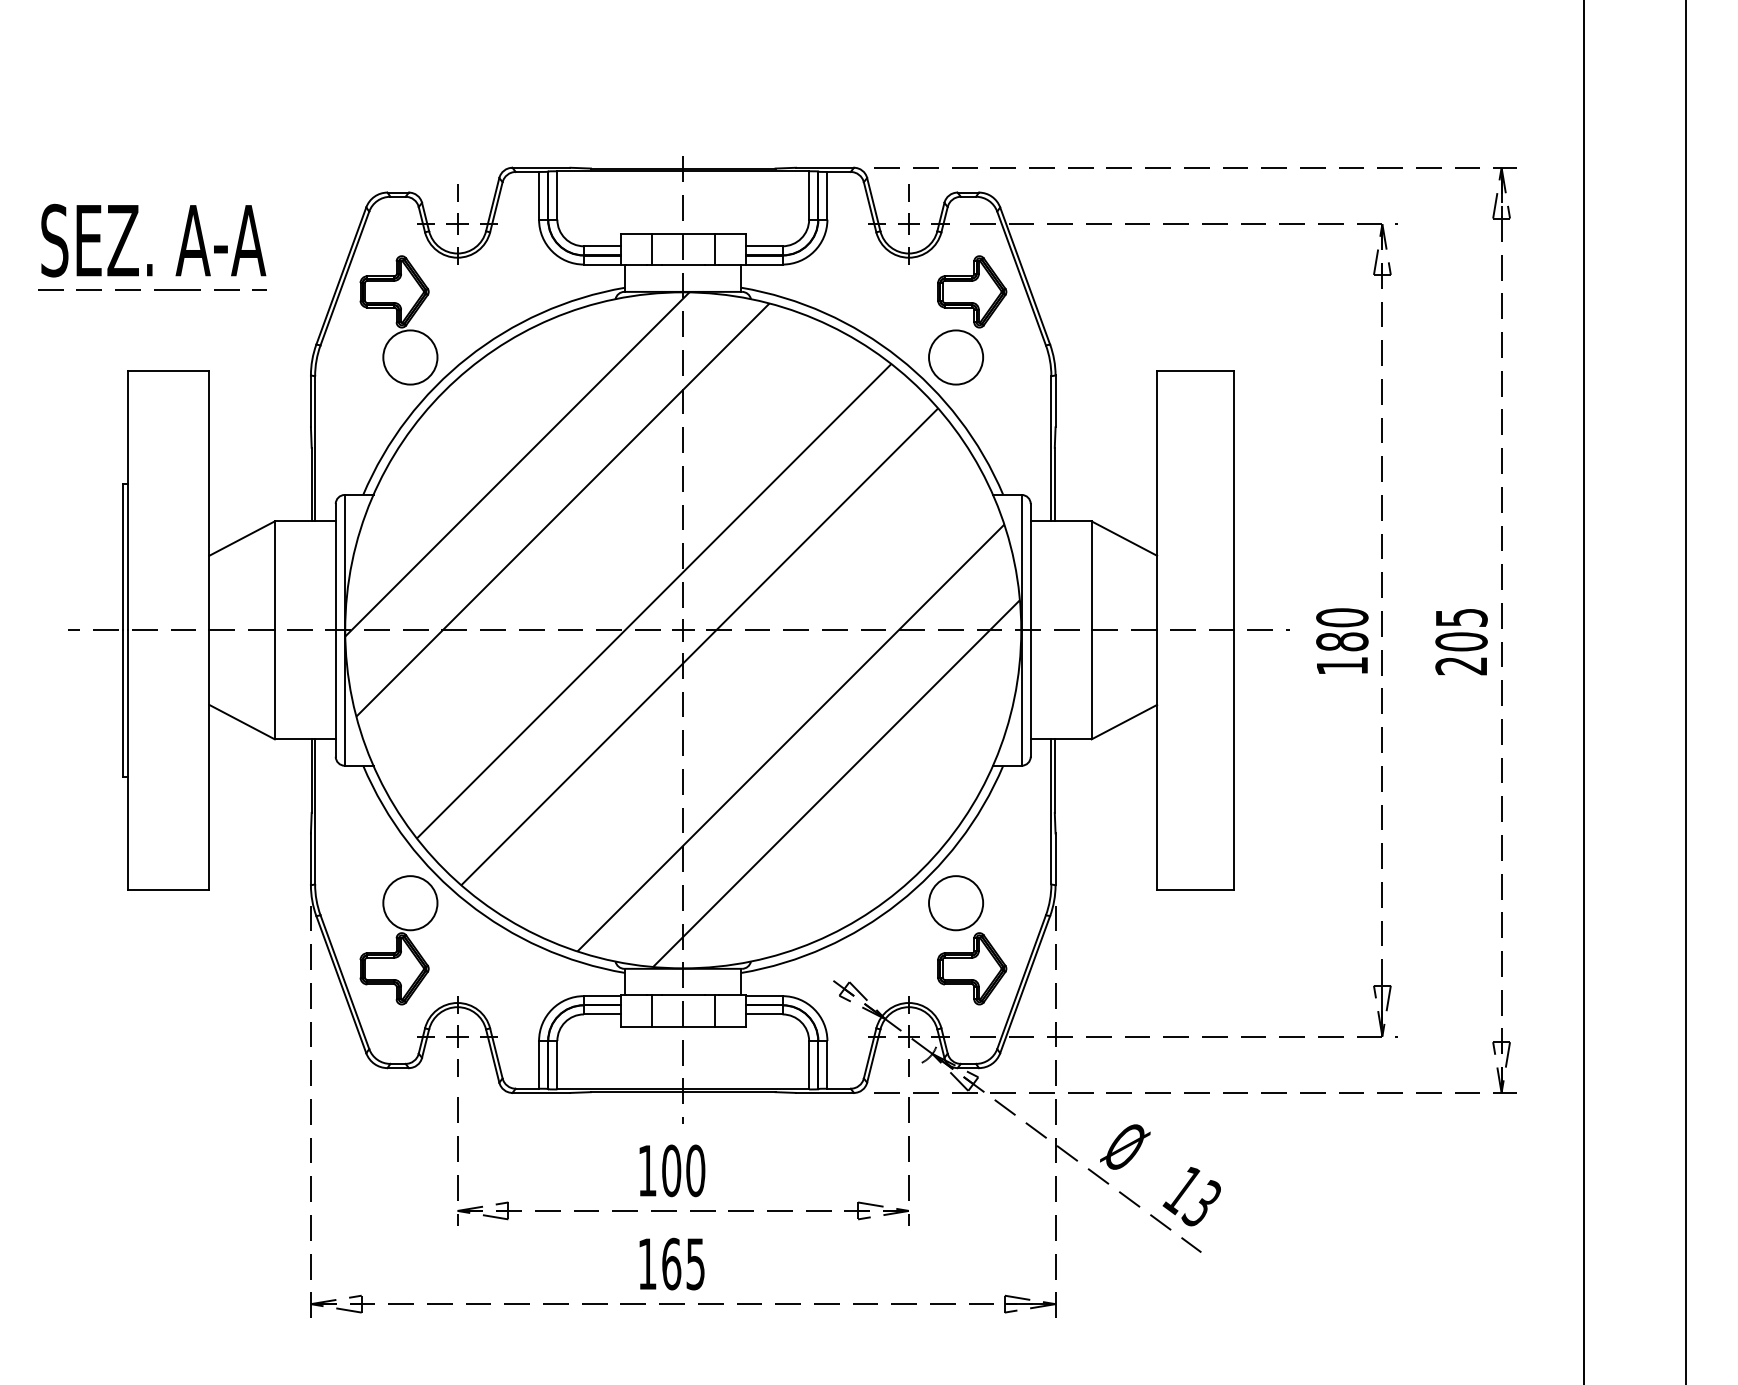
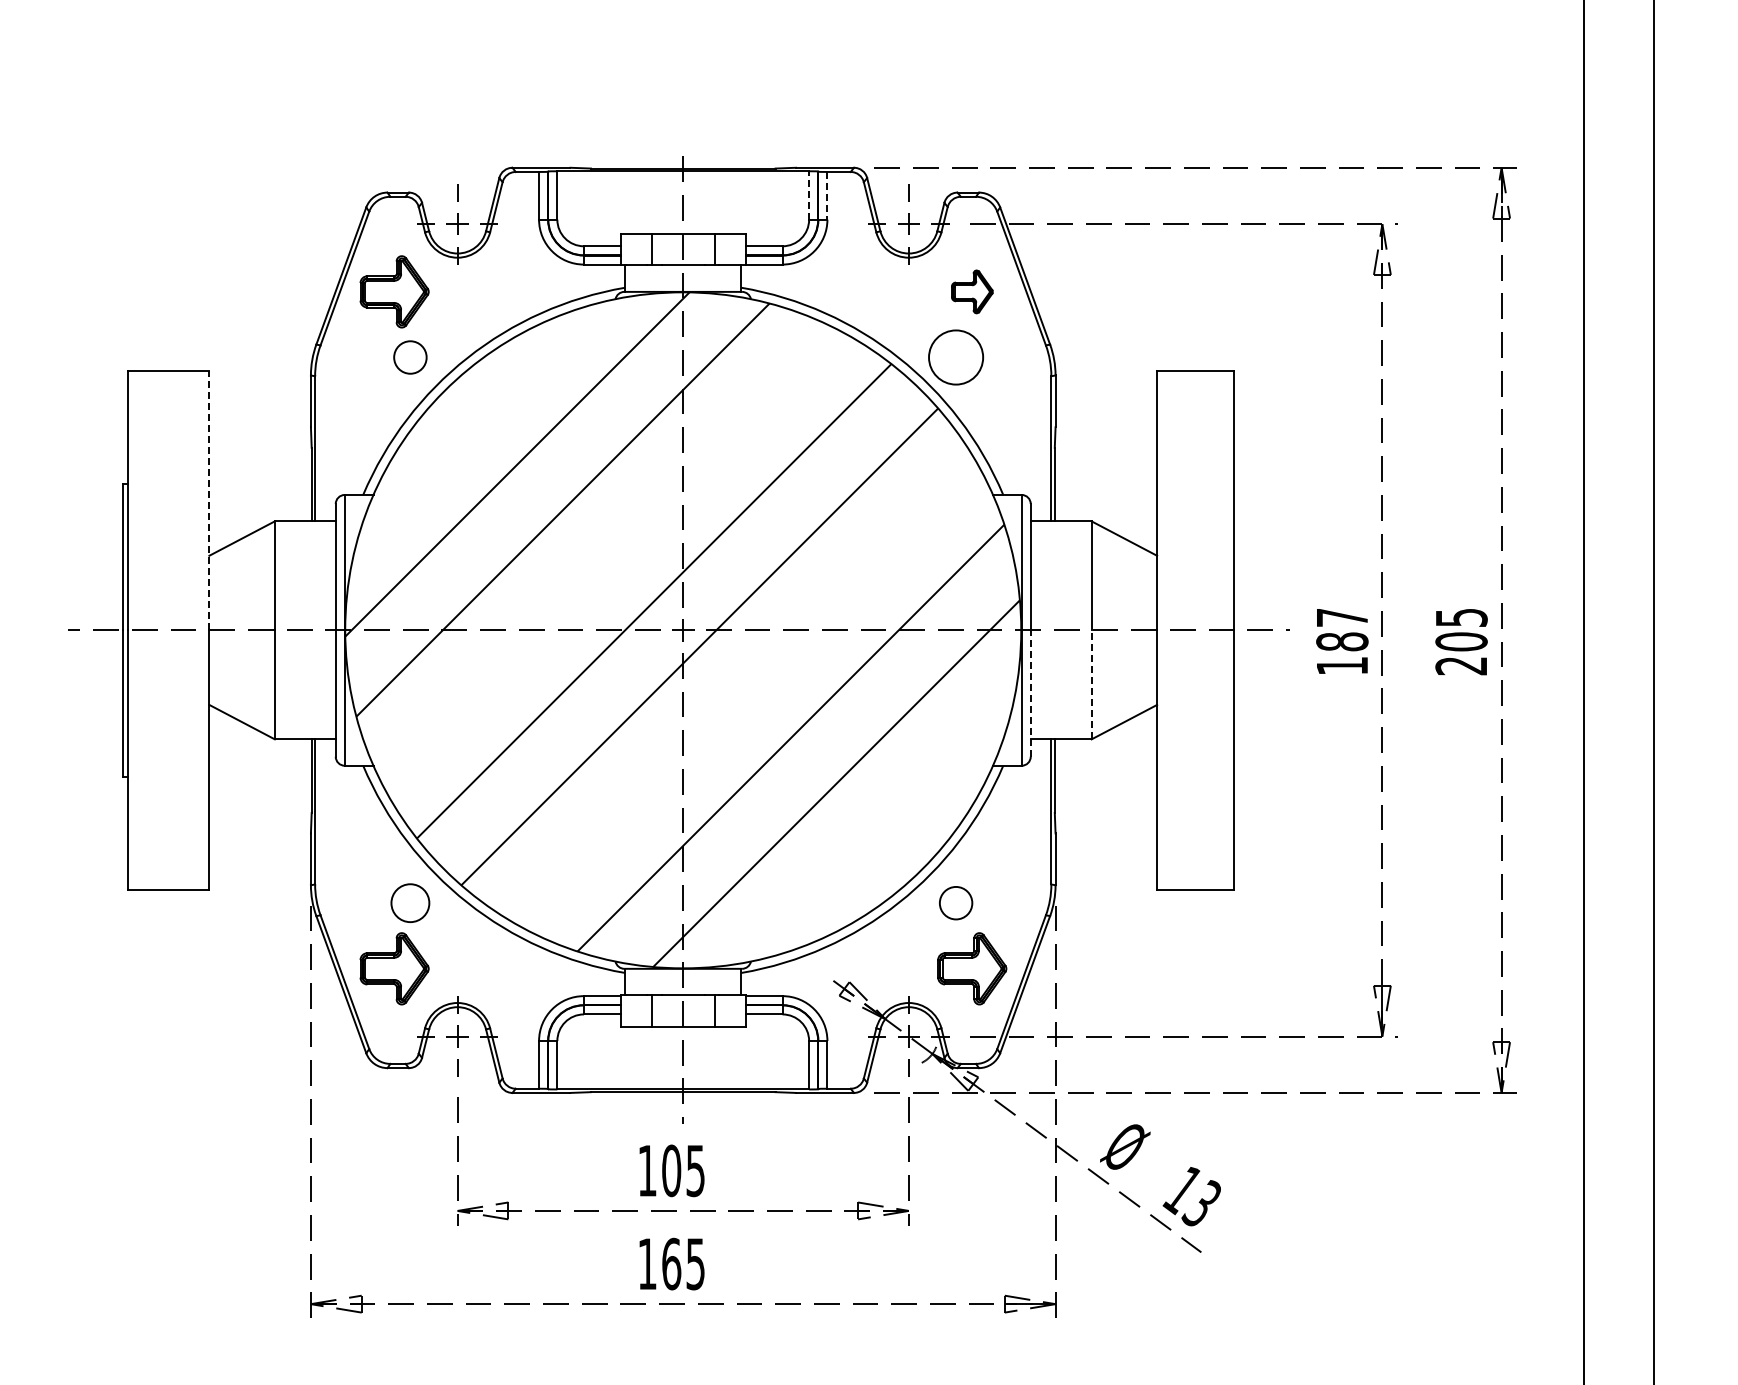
line: solid -> dashed (809, 194)
line: solid -> dashed (827, 195)
part: present -> none (152, 264)
part size: 71x74 px -> 43x46 px (972, 291)
circle diameter: 54 px -> 32 px (410, 357)
line: solid -> dashed (209, 500)
text: 180 -> 187 (1342, 617)
line: solid -> dashed (1091, 684)
line position: (1685, 691) -> (1653, 691) (1653, 691)
line: solid -> dashed (1030, 693)
circle diameter: 54 px -> 38 px (410, 903)
circle diameter: 54 px -> 32 px (955, 902)
text: 100 -> 105 (695, 1170)
